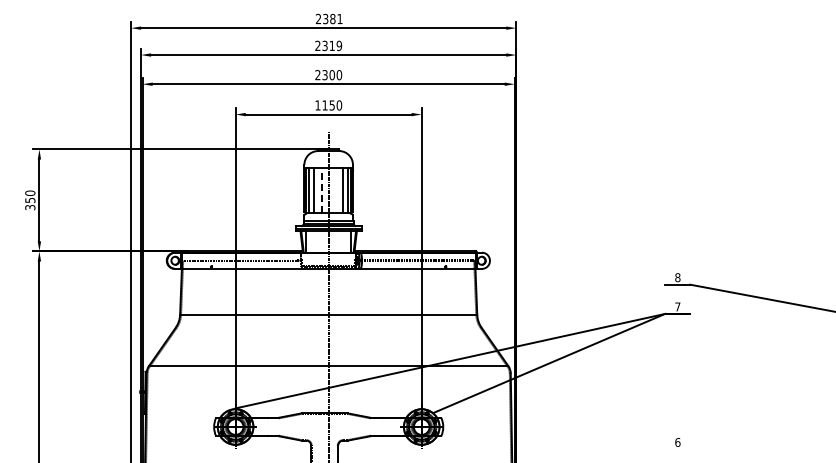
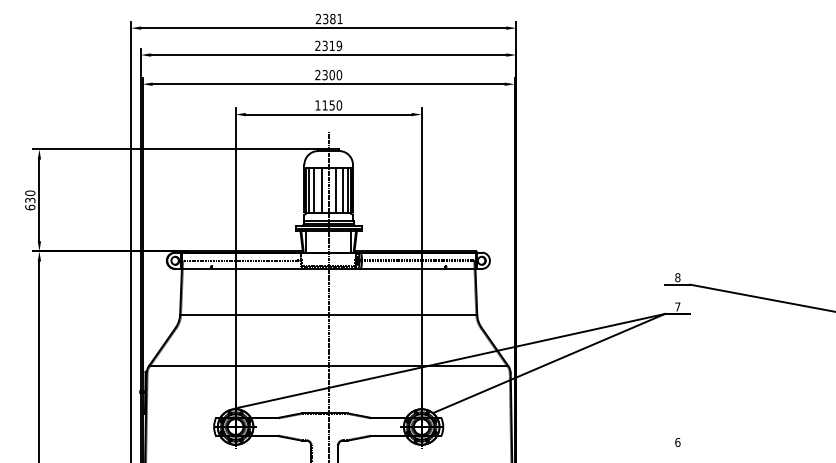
line: dashed -> solid (321, 190)
line: none -> present (335, 190)
text: 350 -> 630 (30, 204)
